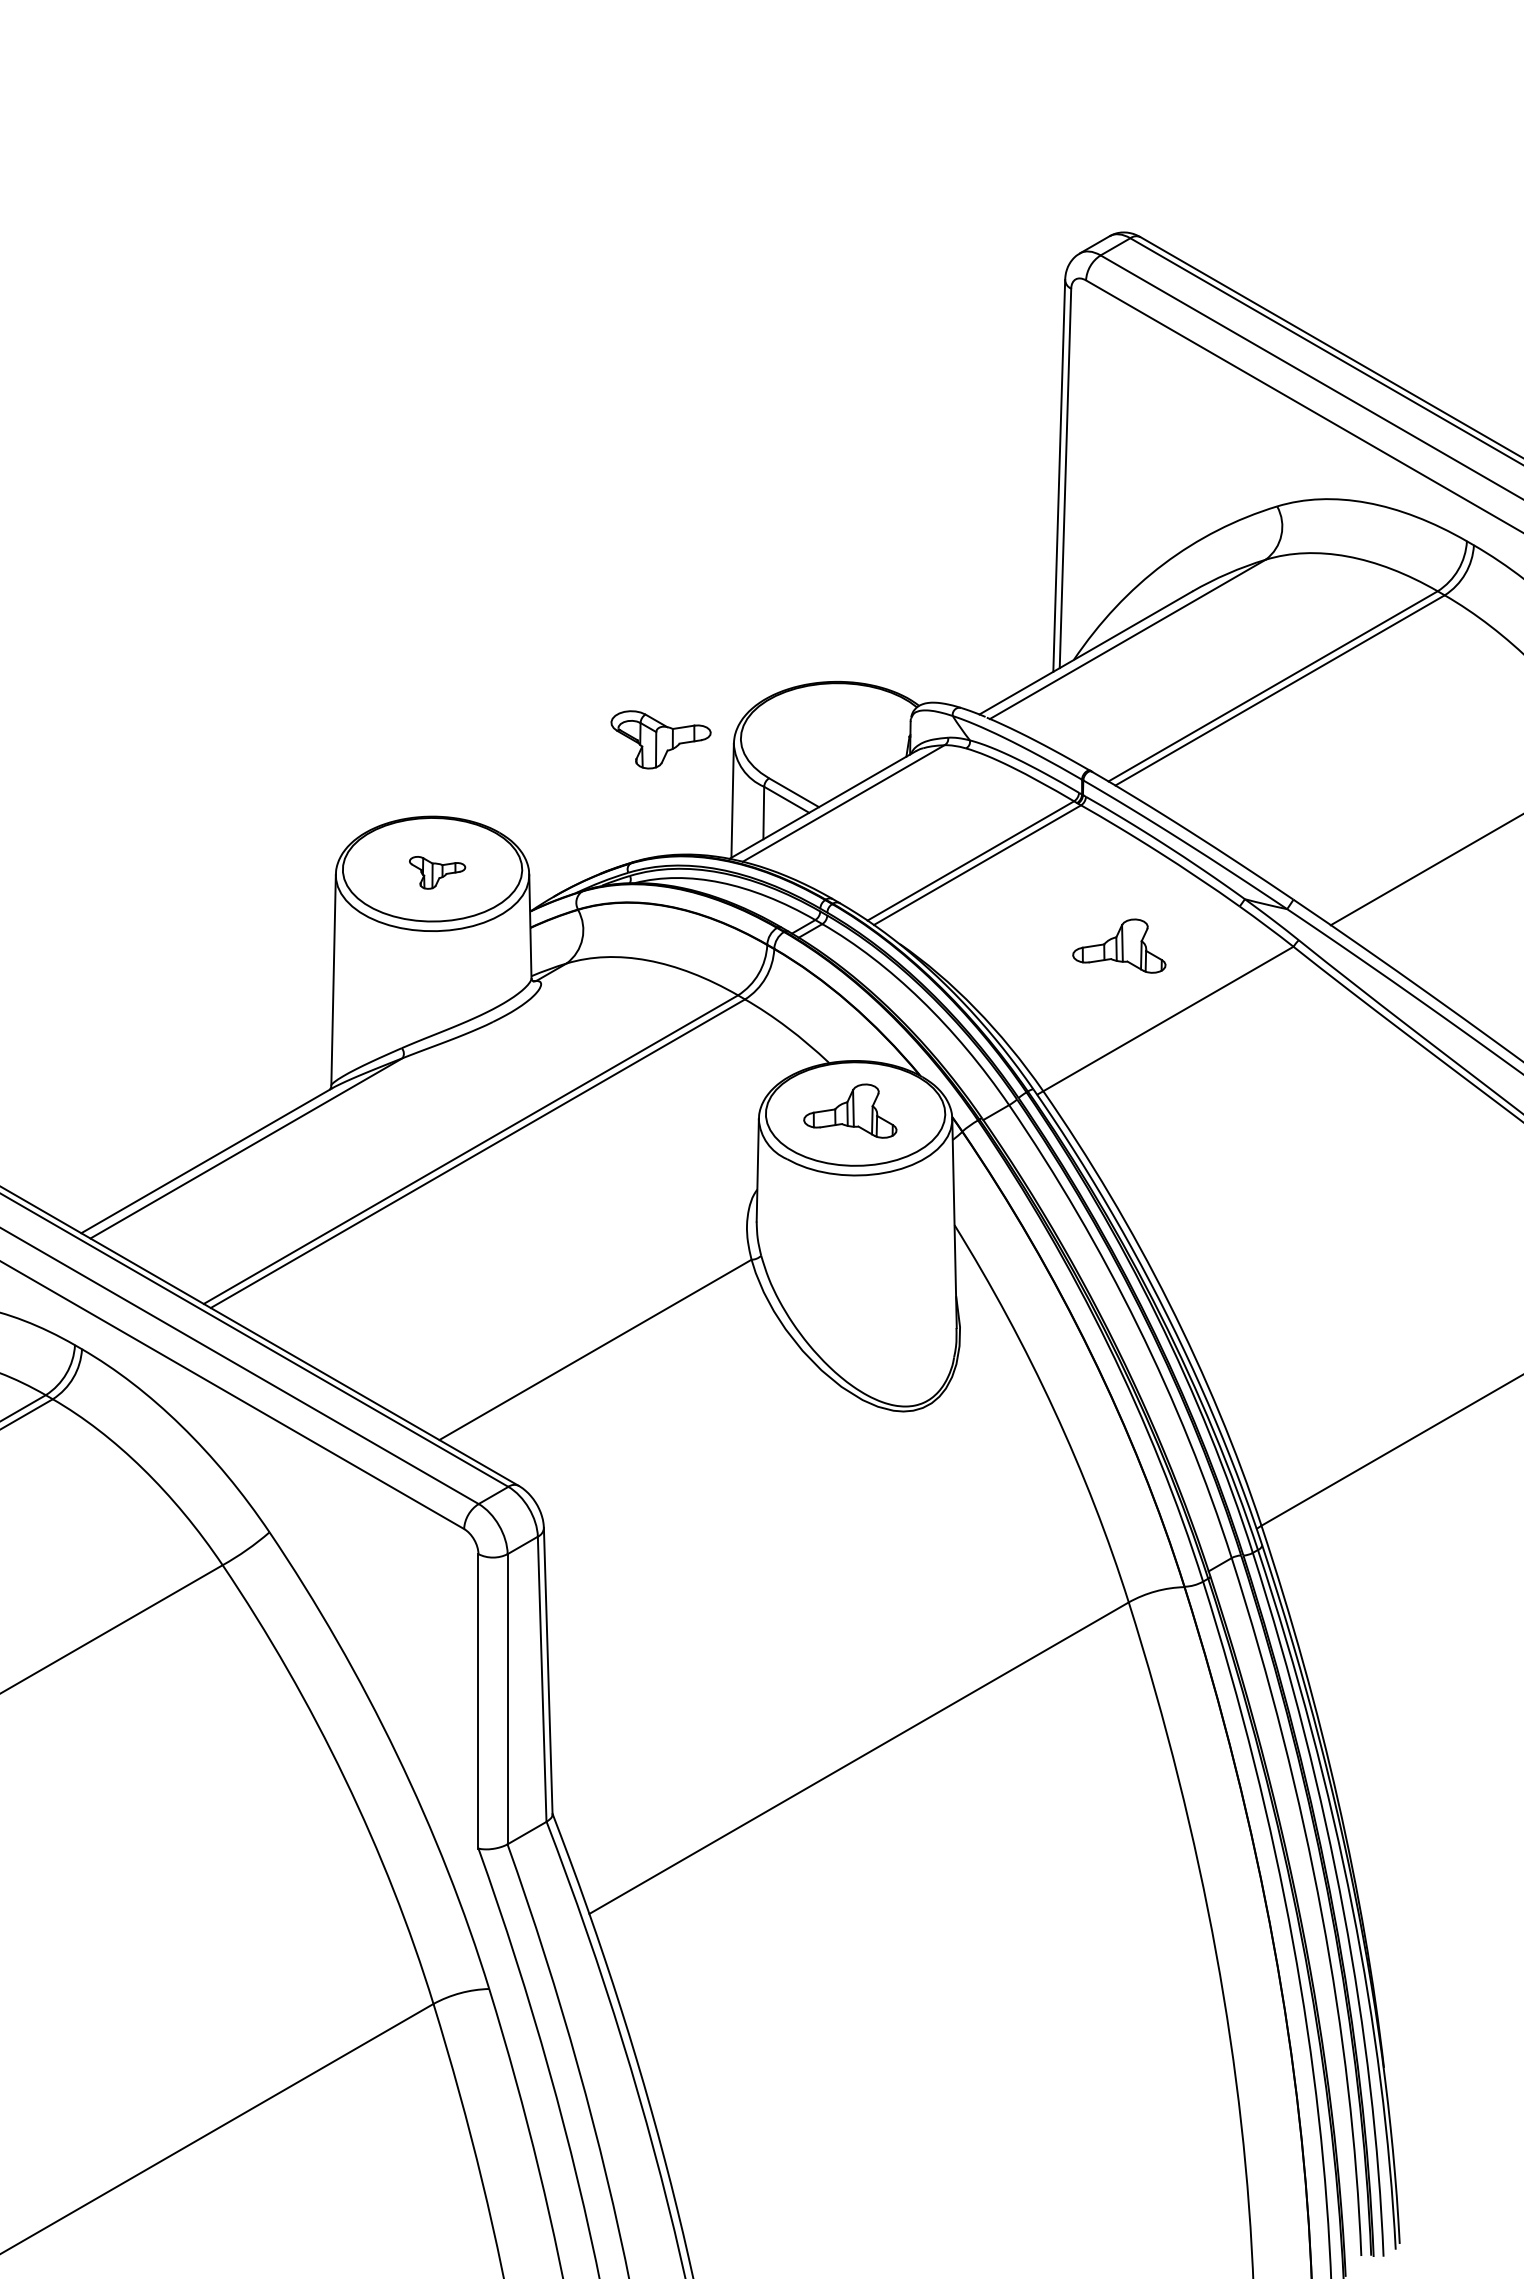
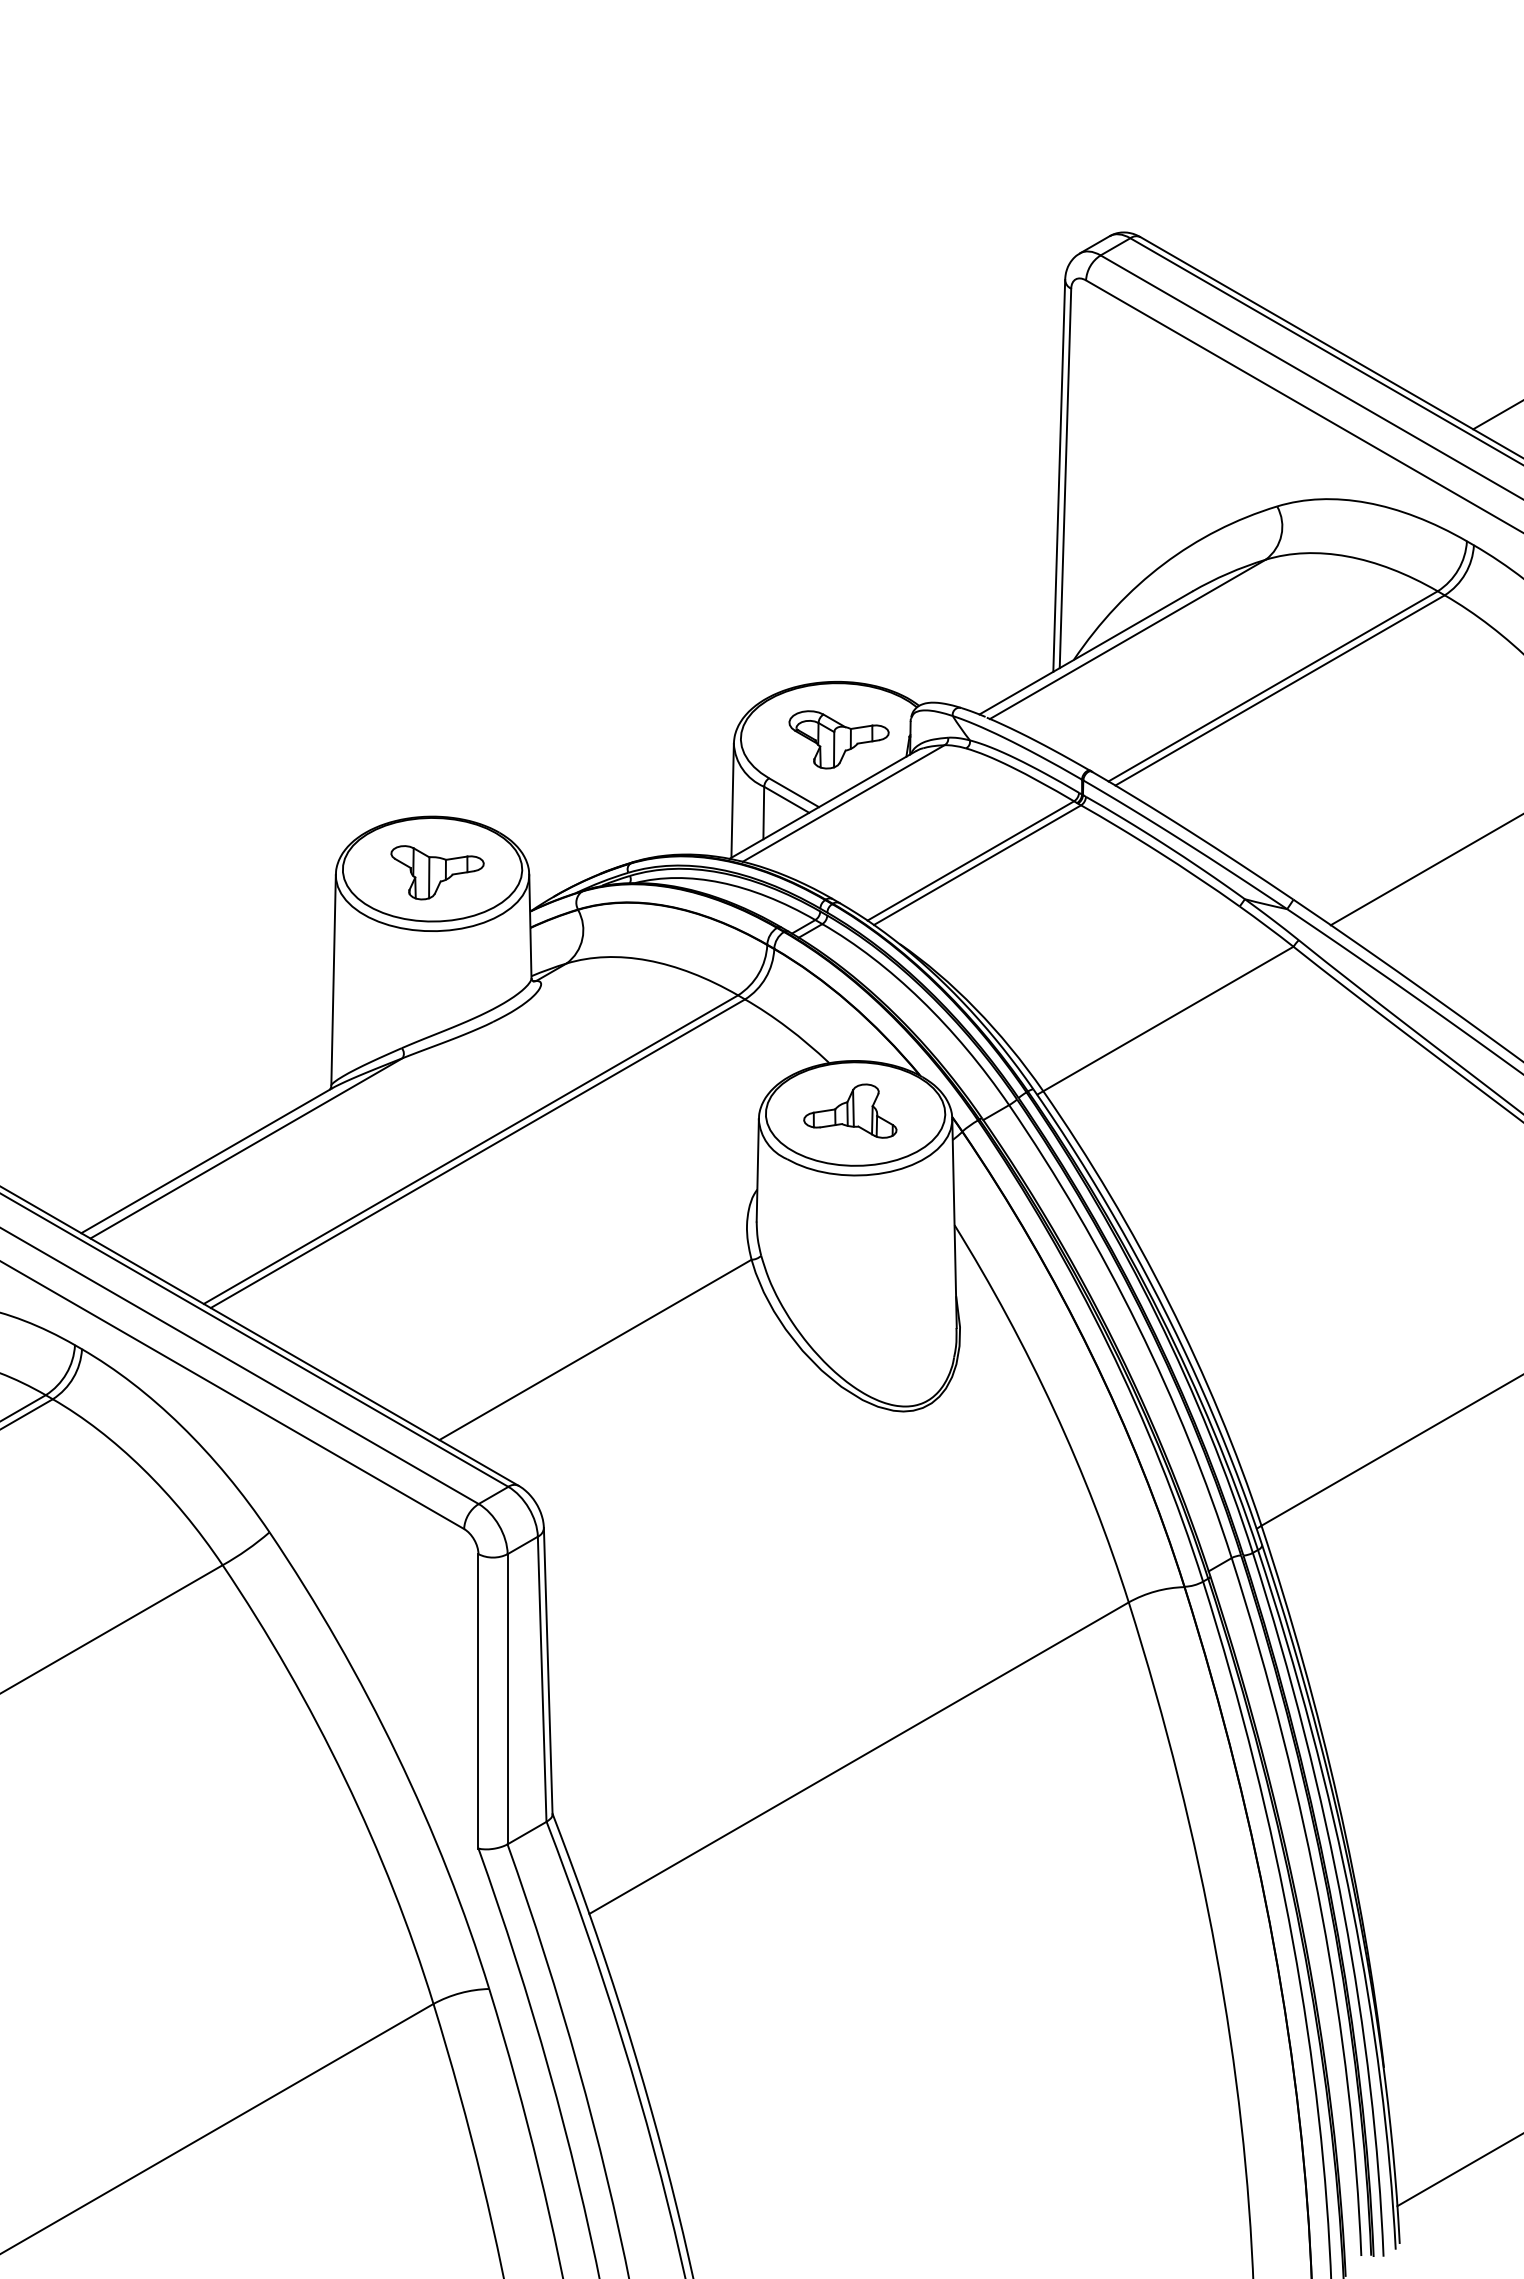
line: none -> present (1496, 415)
part position: (660, 739) -> (838, 739) (838, 739)
part size: 58x34 px -> 95x56 px (437, 872)
part: present -> none (1119, 945)
line: none -> present (1458, 2170)
